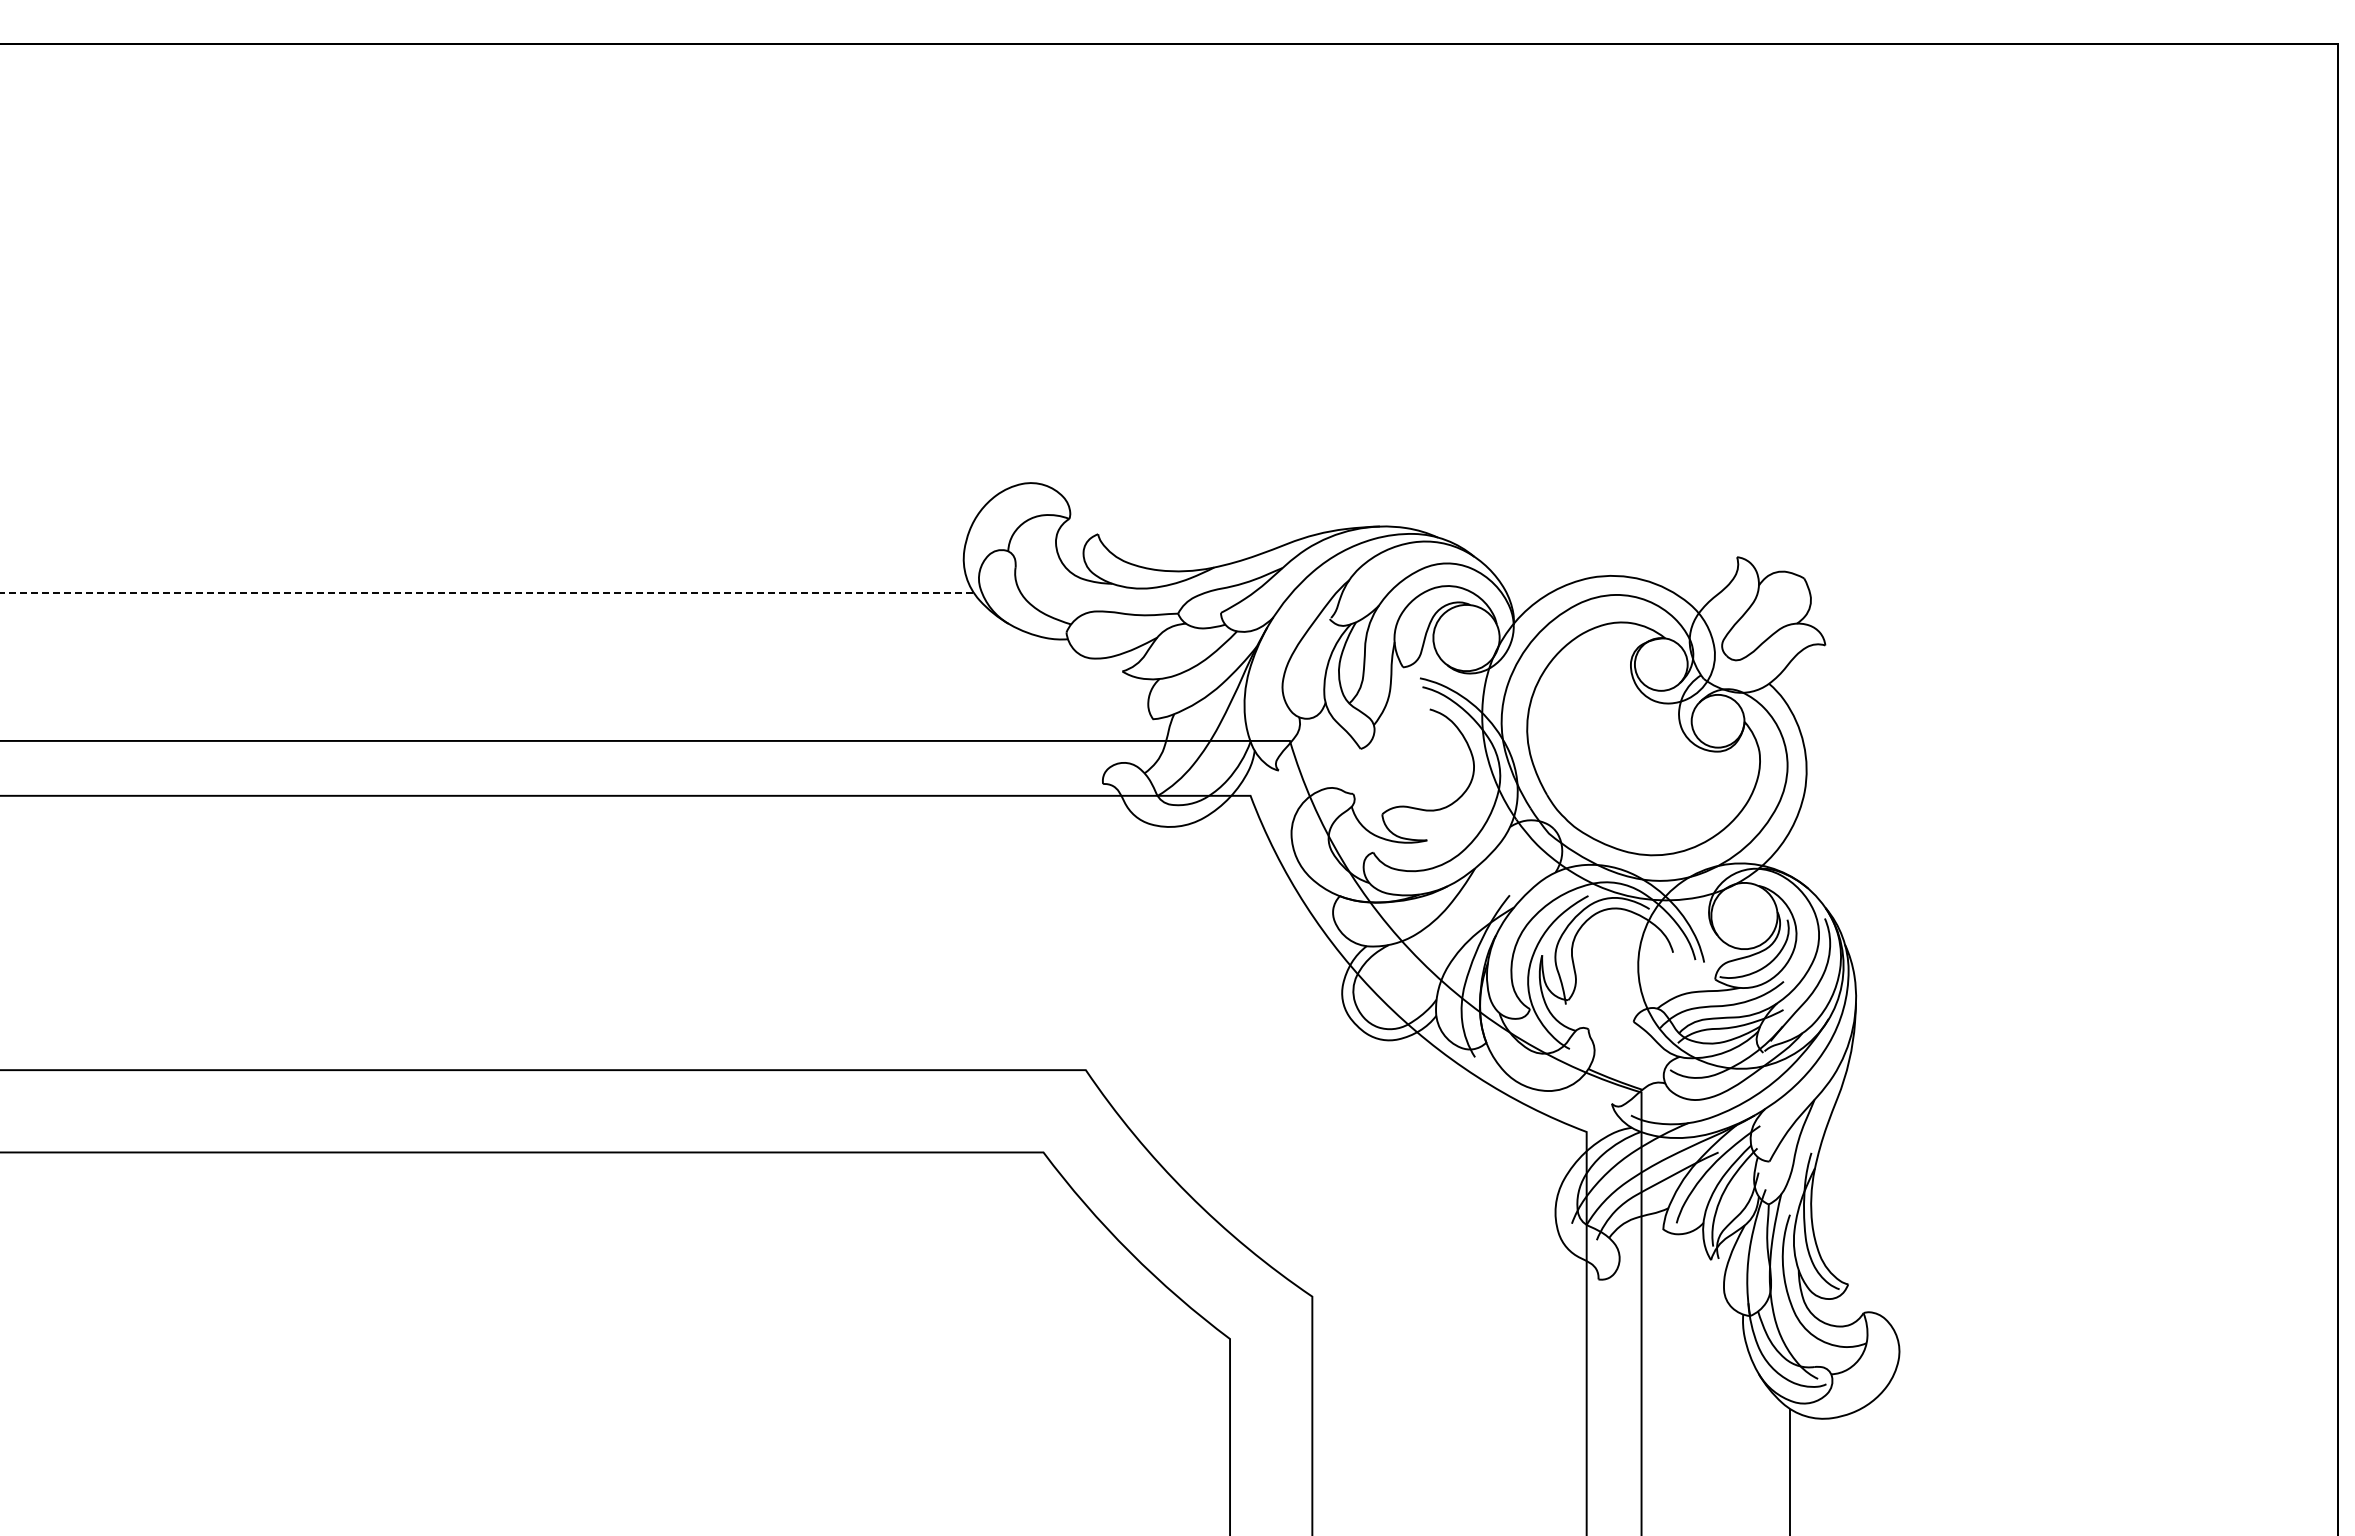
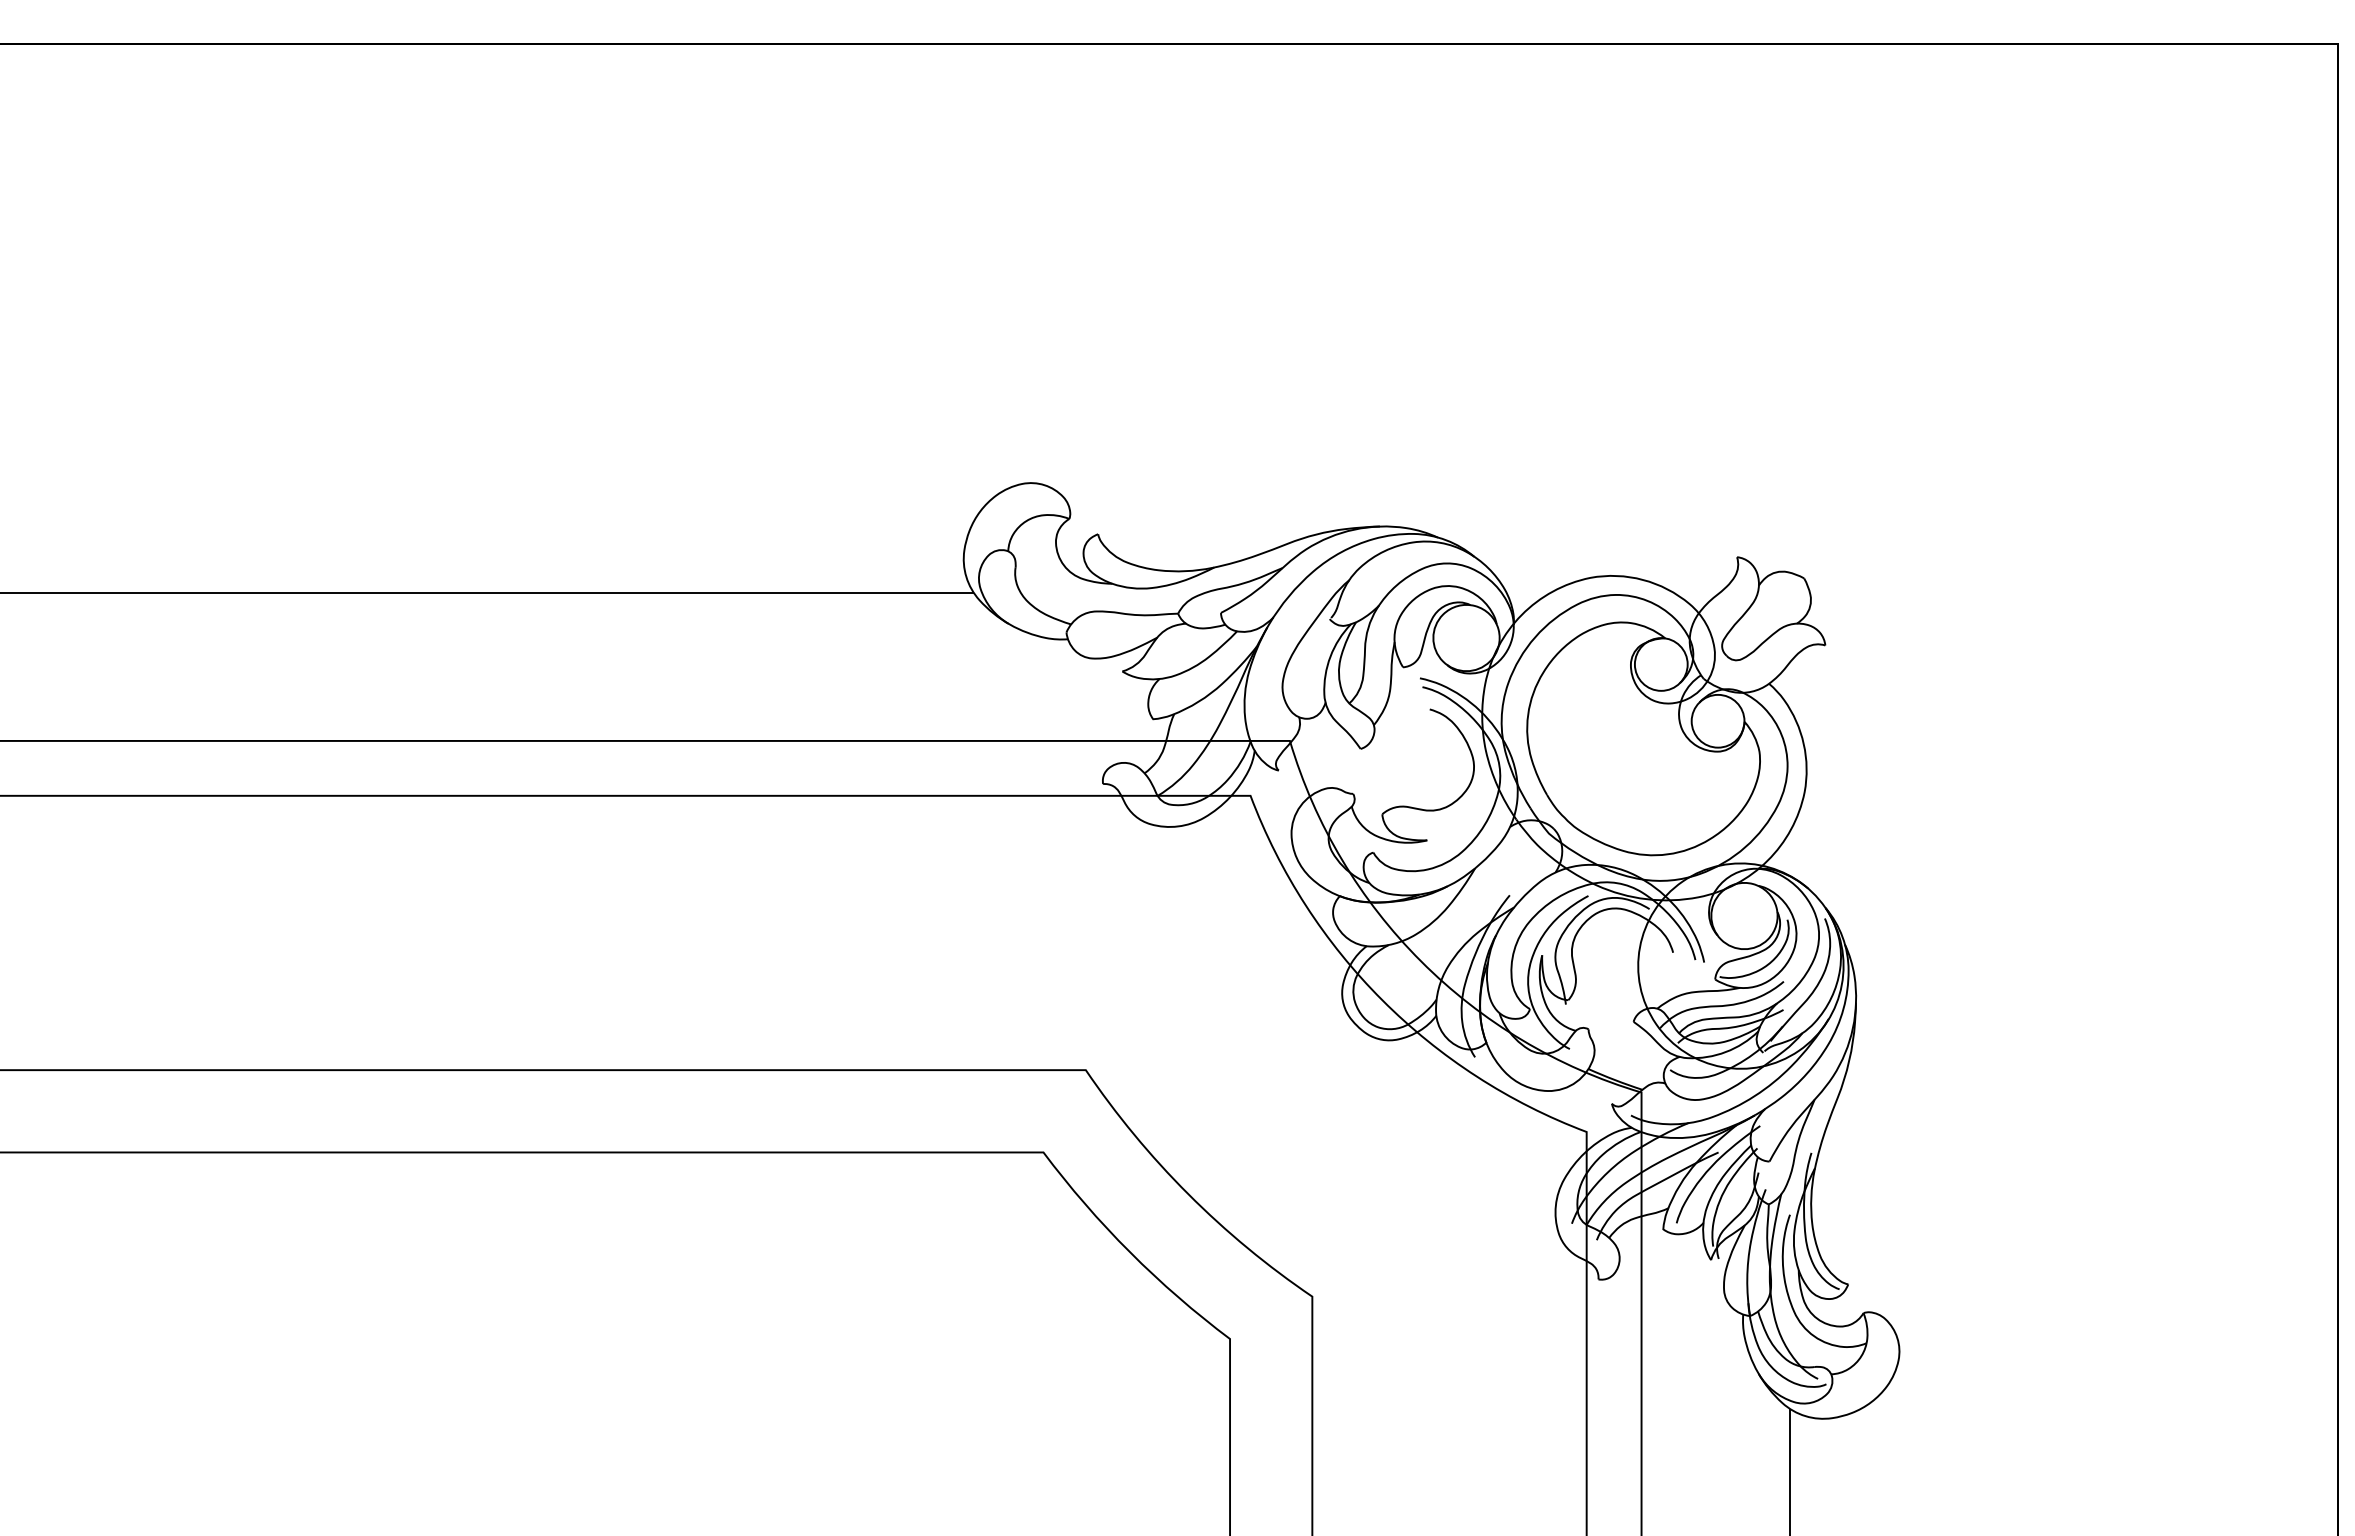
line: dashed -> solid (487, 592)
